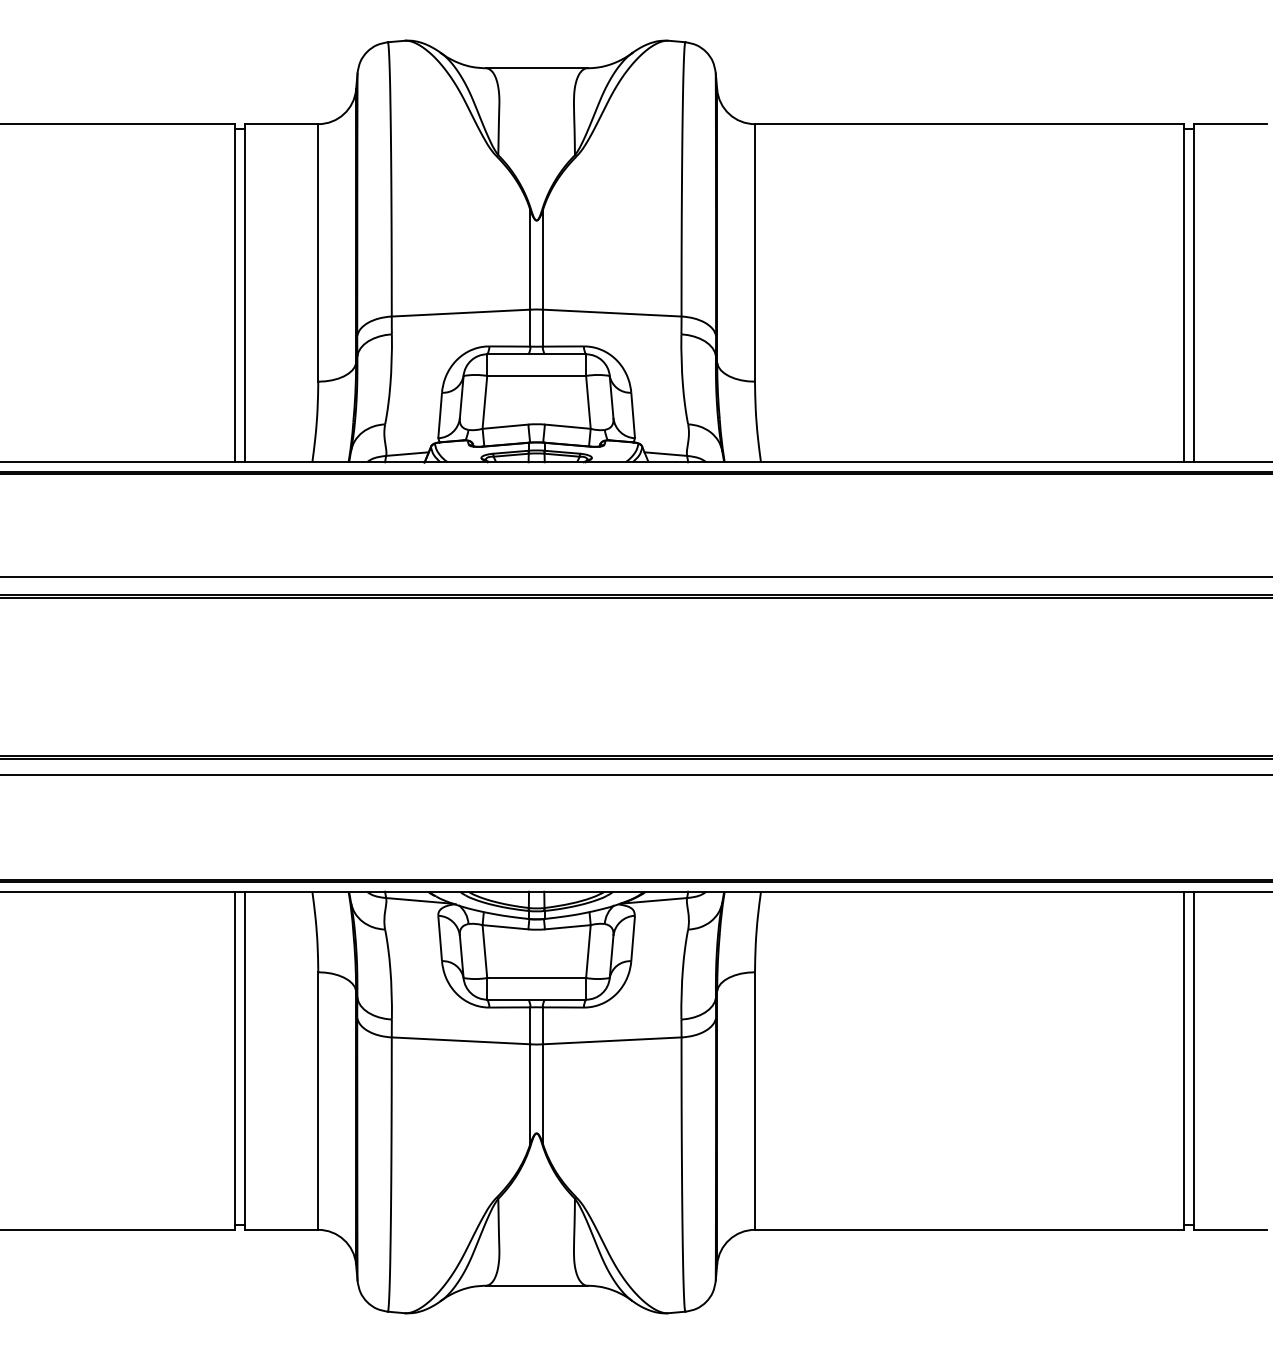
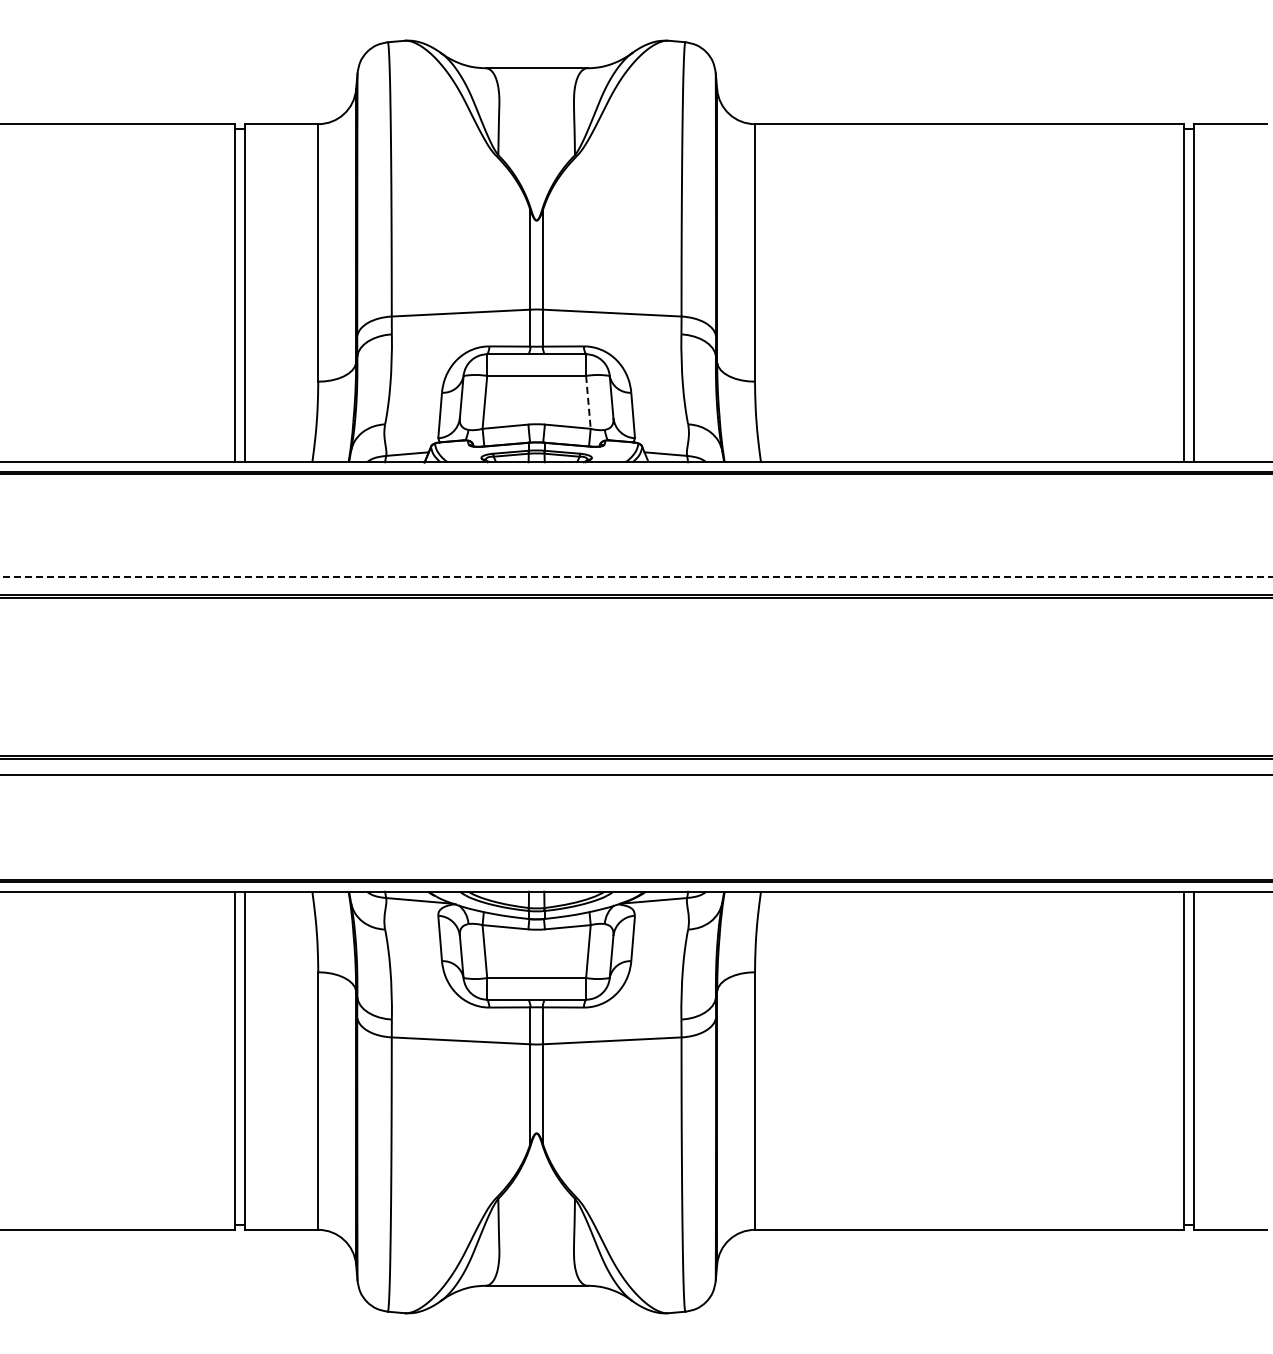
line: solid -> dashed (588, 402)
line: solid -> dashed (635, 577)
